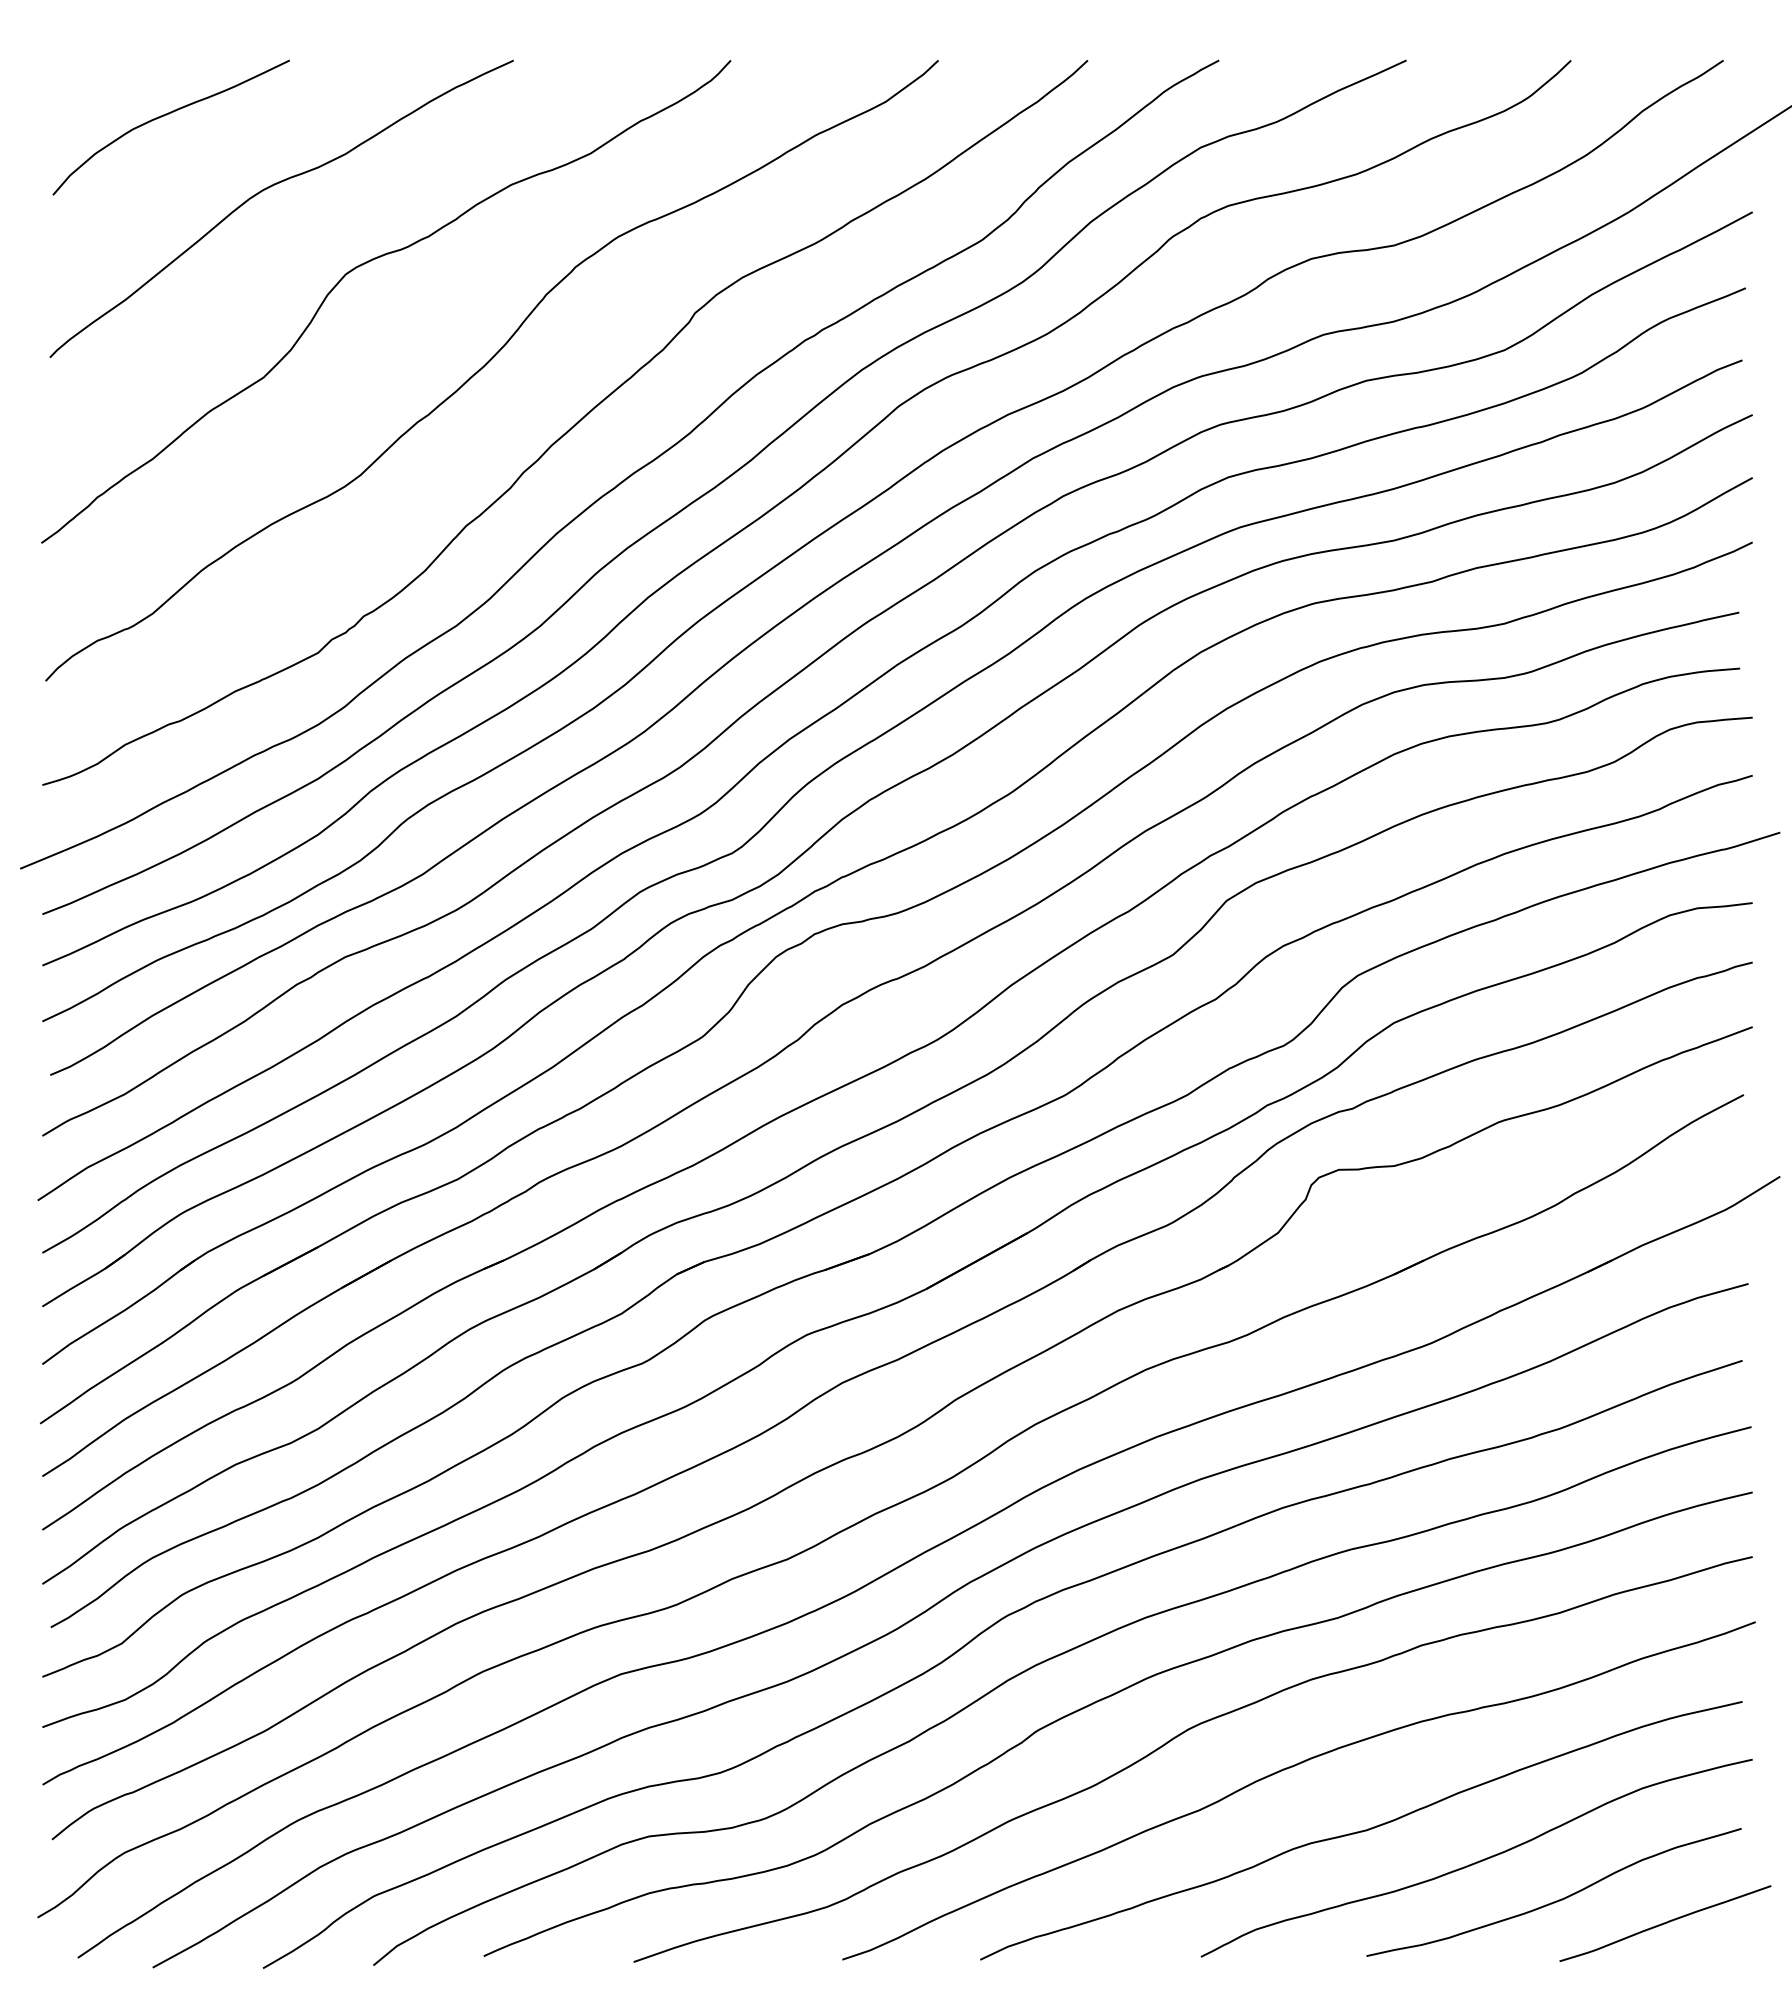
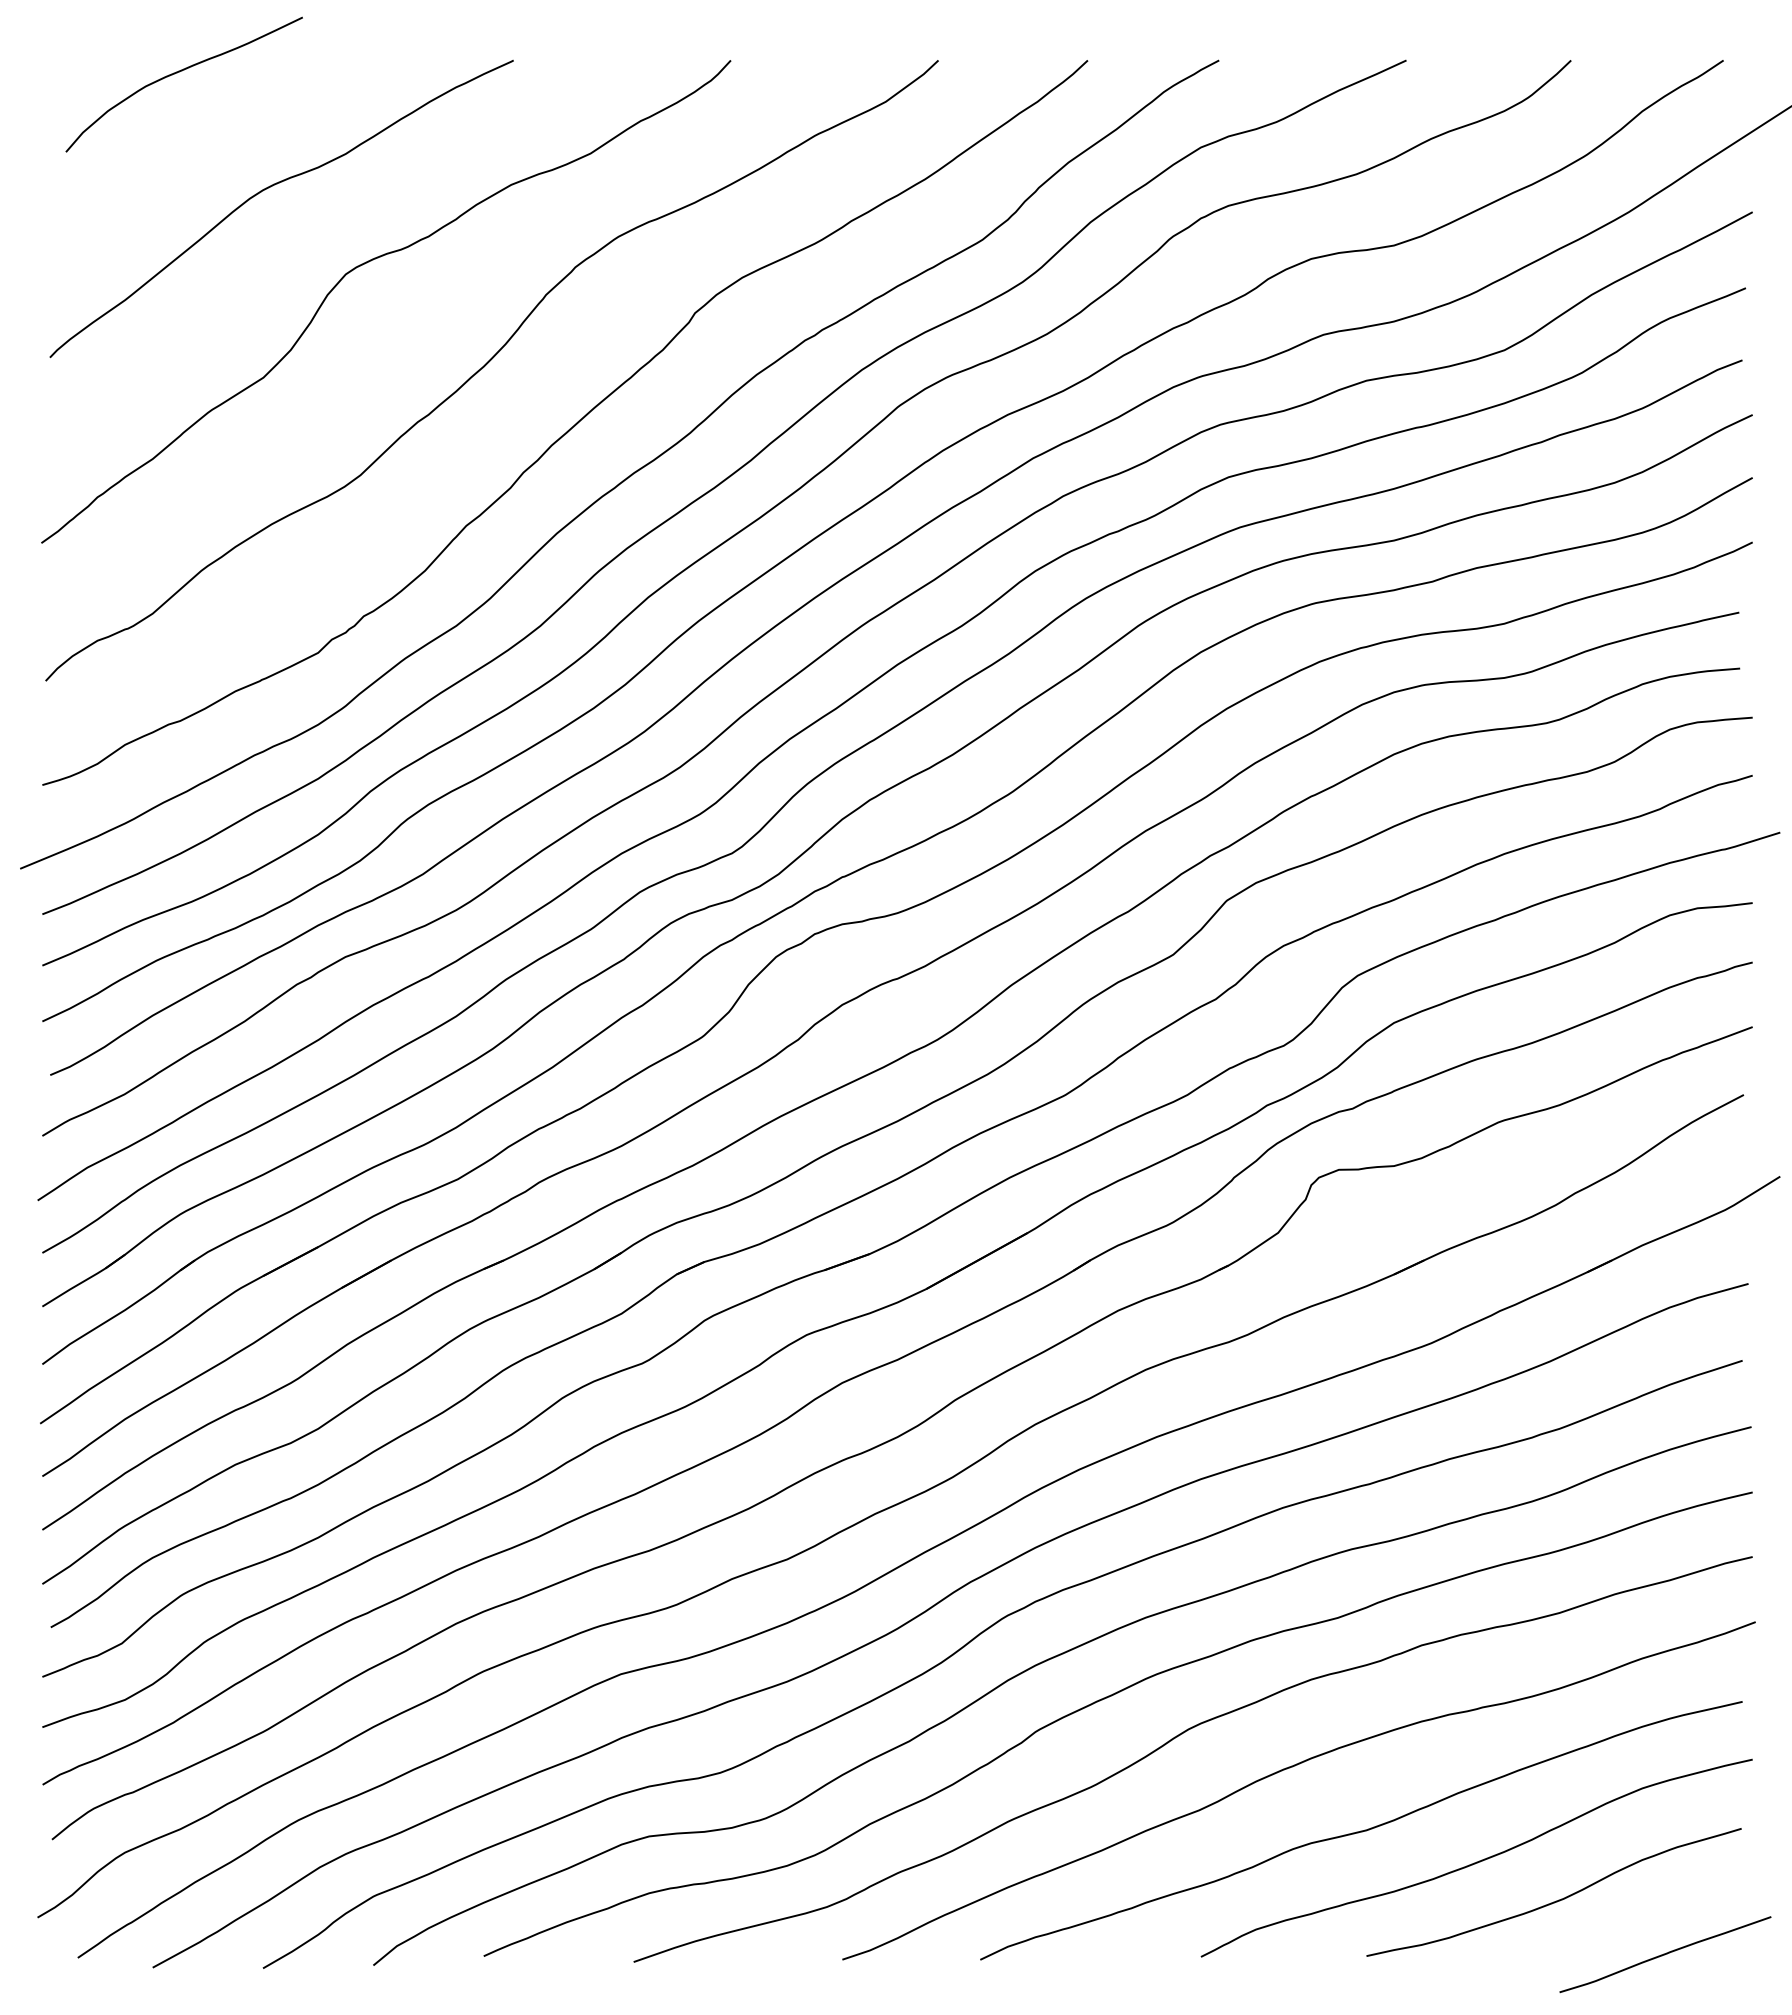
curve position: (164, 116) -> (177, 73) (177, 73)
curve position: (1665, 1923) -> (1665, 1954) (1665, 1954)
